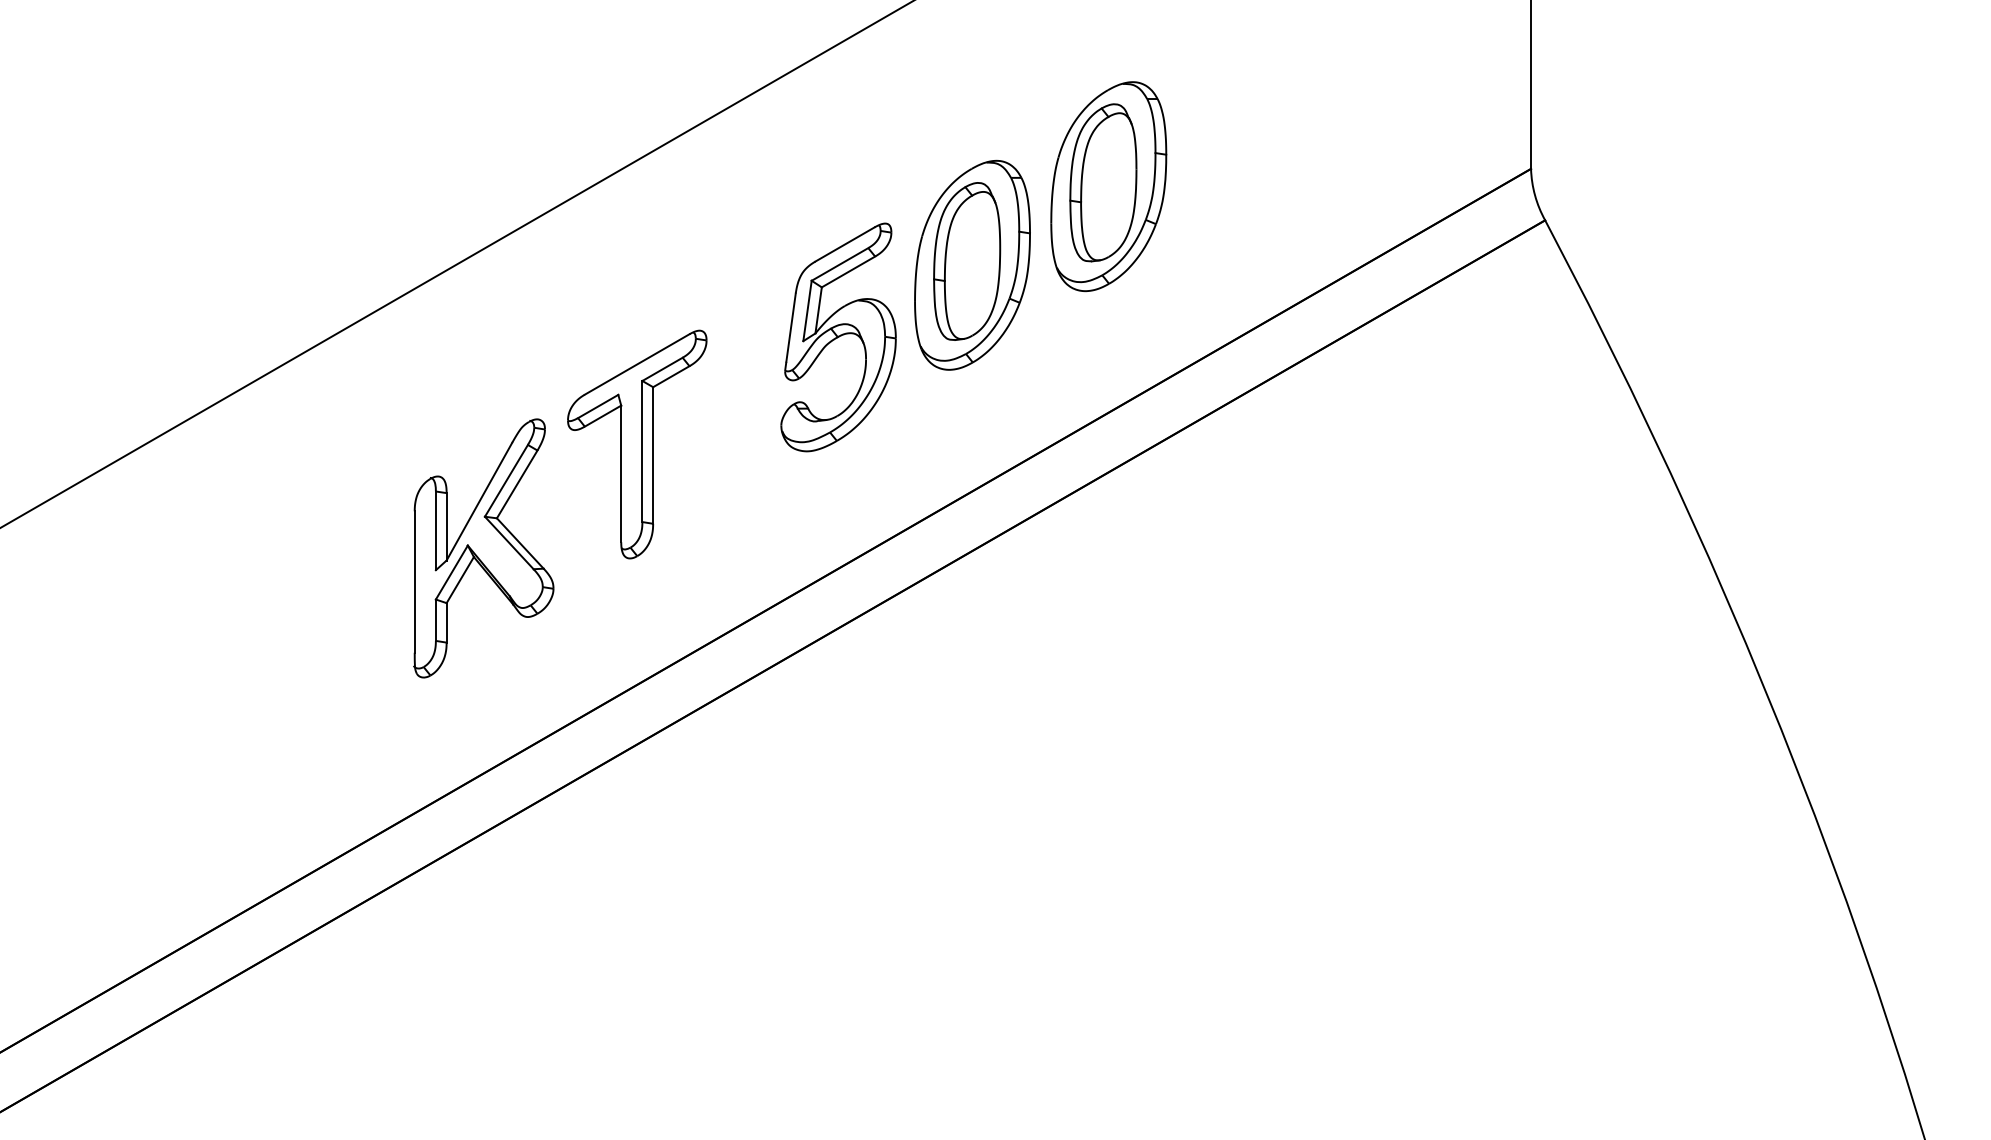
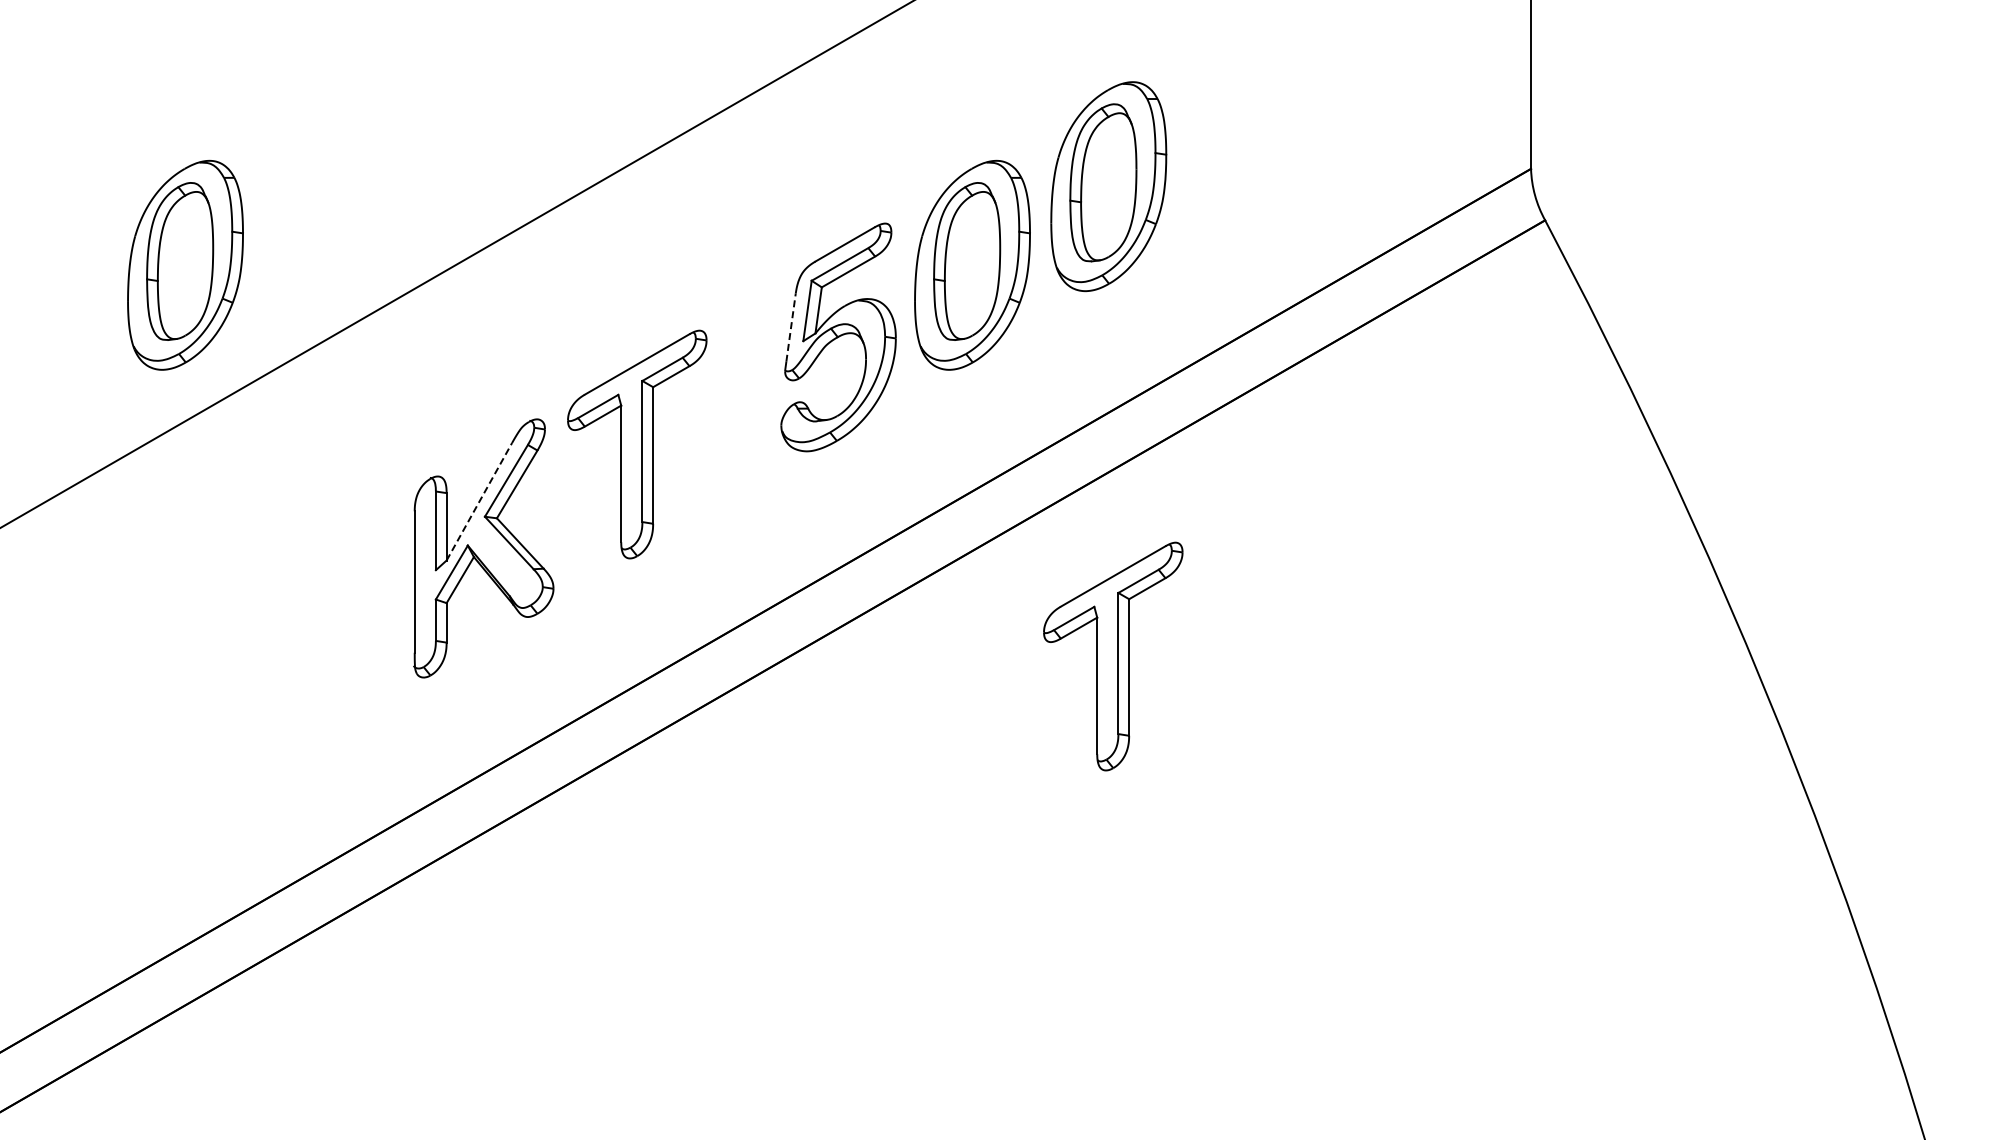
part: none -> present (185, 264)
line: solid -> dashed (791, 327)
line: solid -> dashed (479, 501)
part: none -> present (1113, 656)
